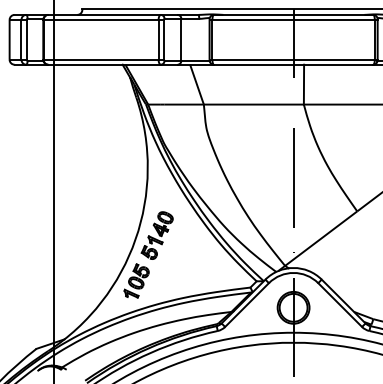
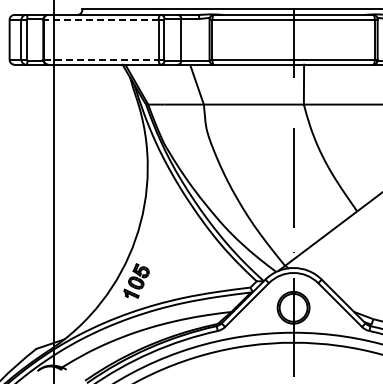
line: solid -> dashed (100, 19)
line: solid -> dashed (101, 59)
part: present -> none (156, 235)
